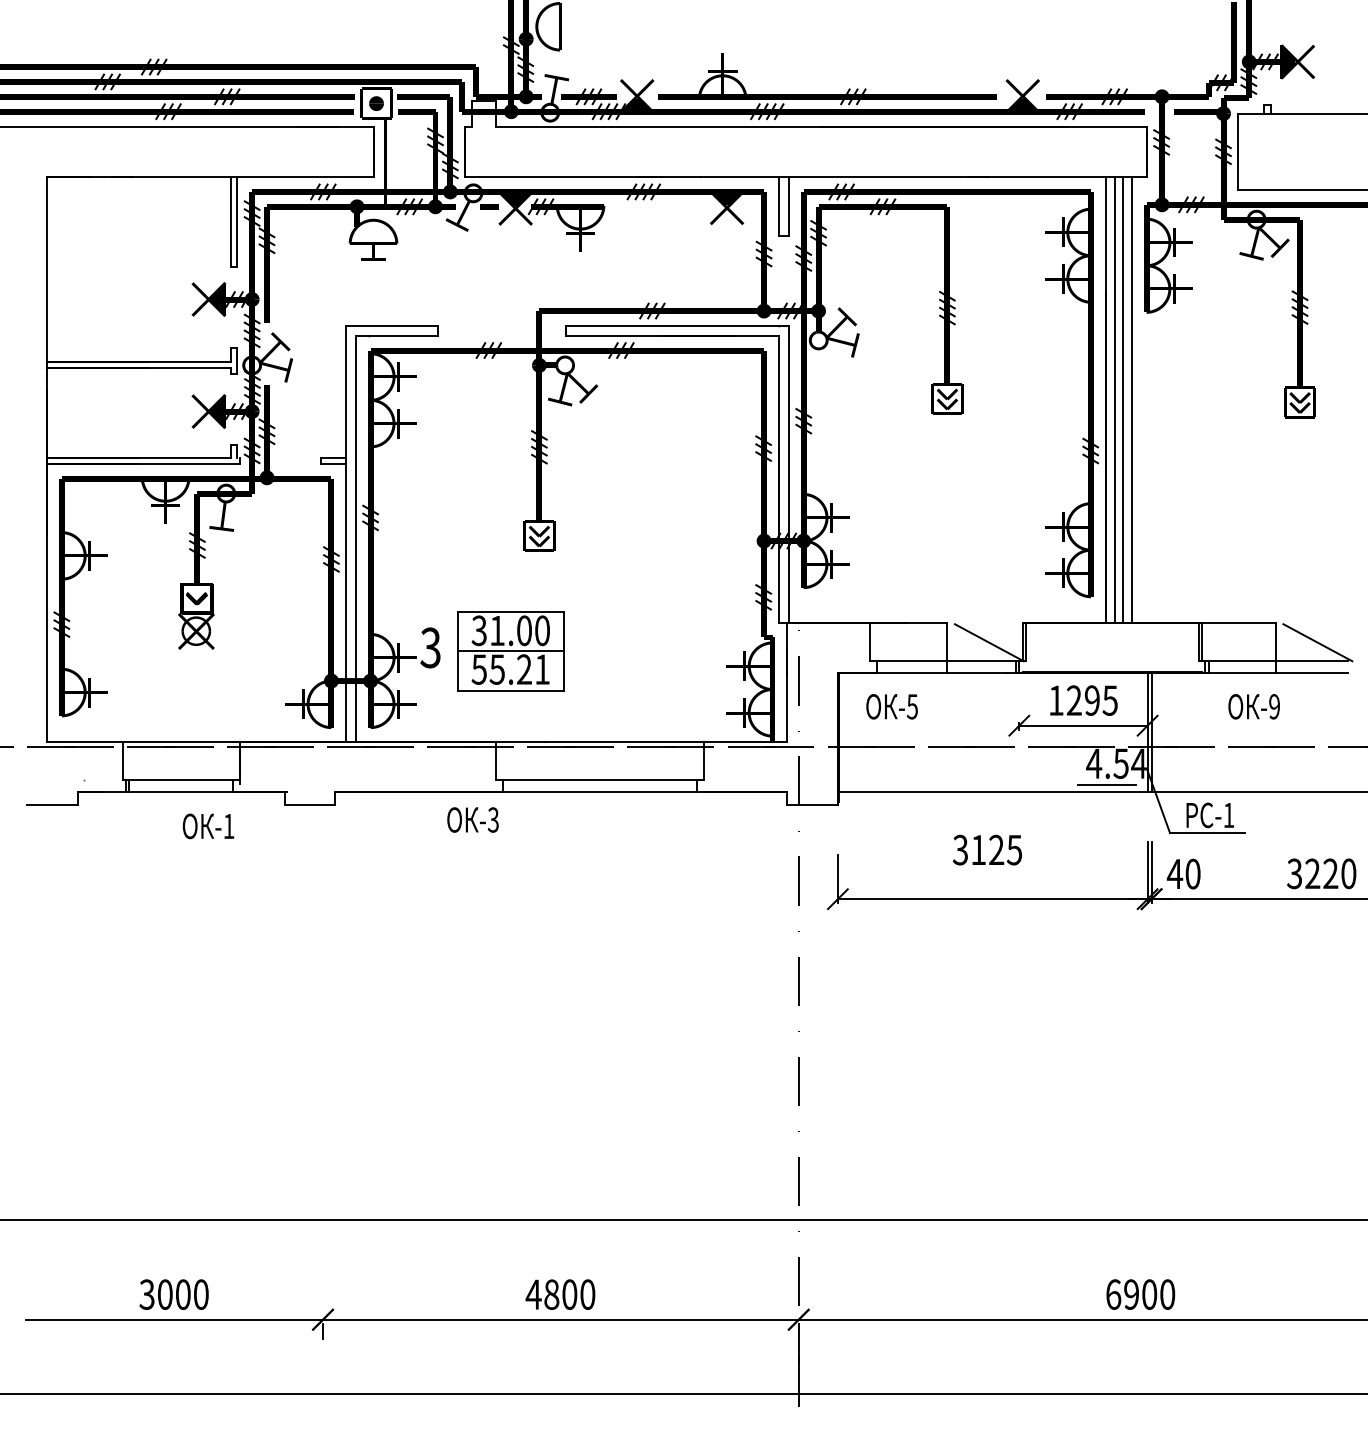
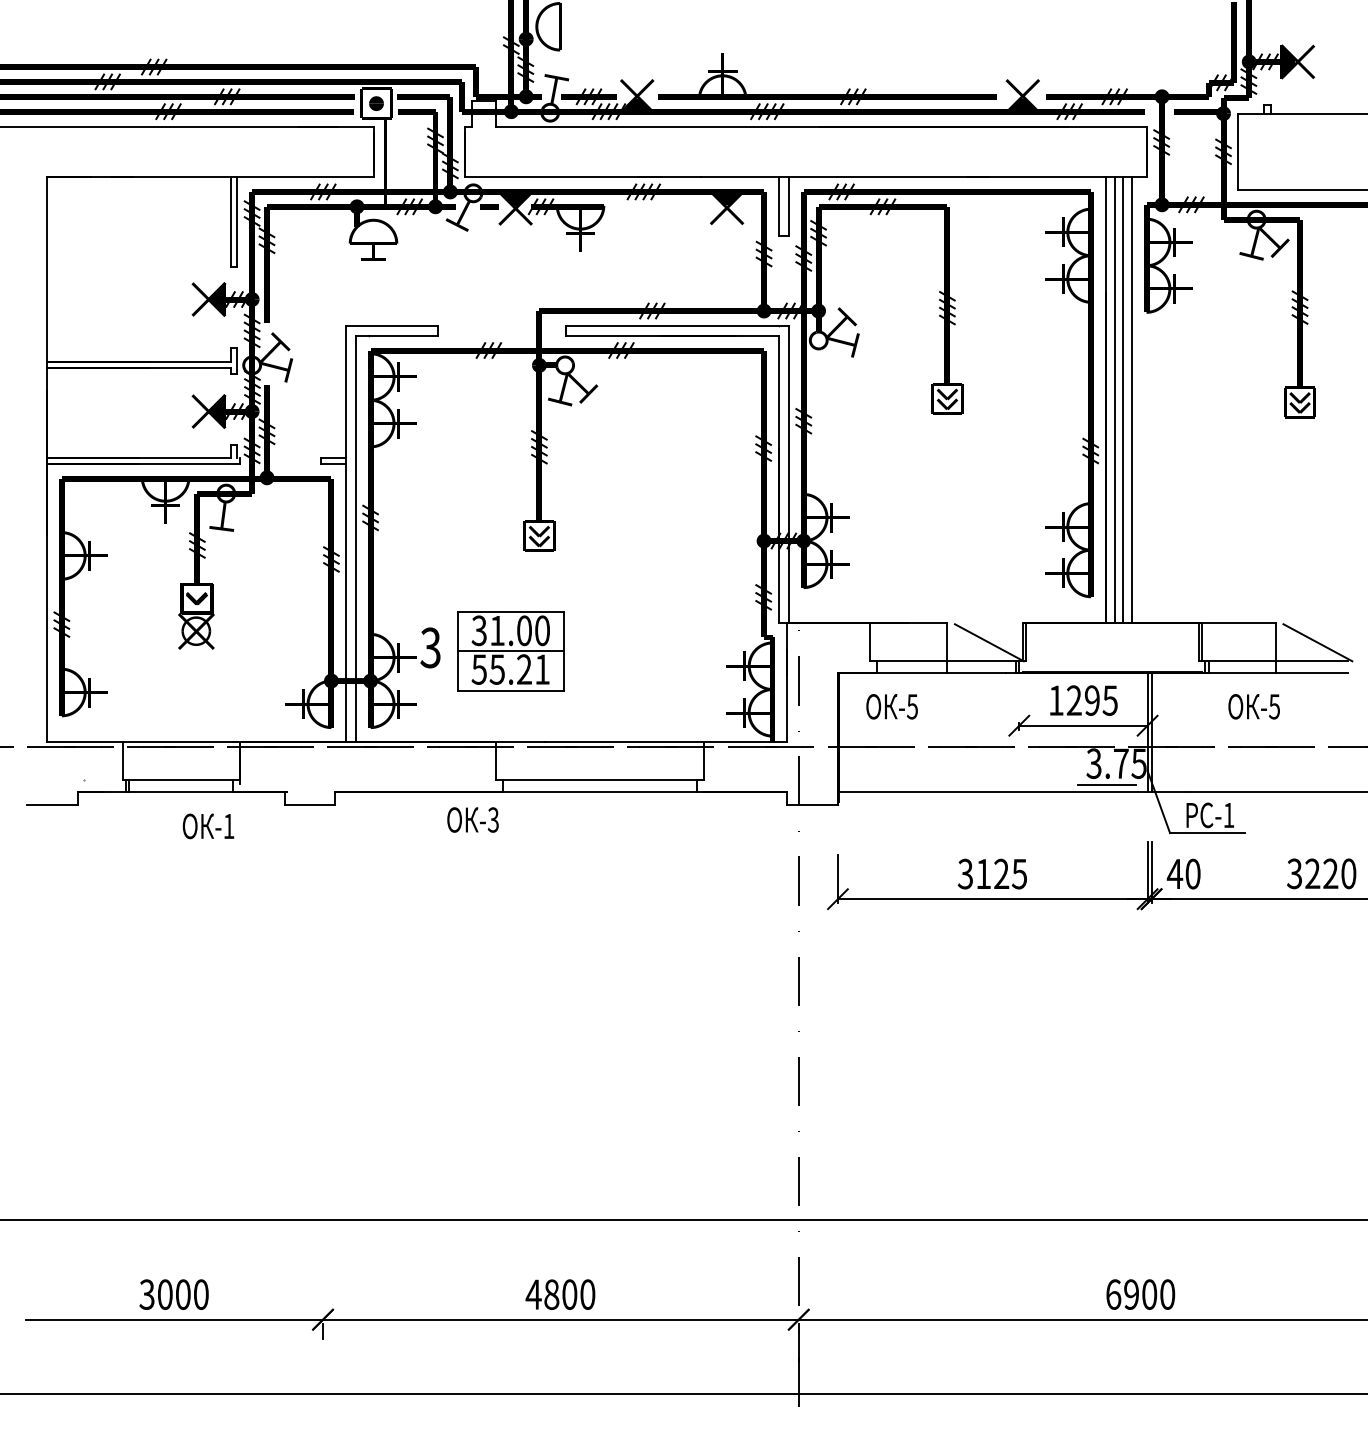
text: -9 -> -5 (1274, 706)
text: 4.54 -> 3.75 (1116, 763)
text position: (986, 849) -> (991, 873) (991, 873)
